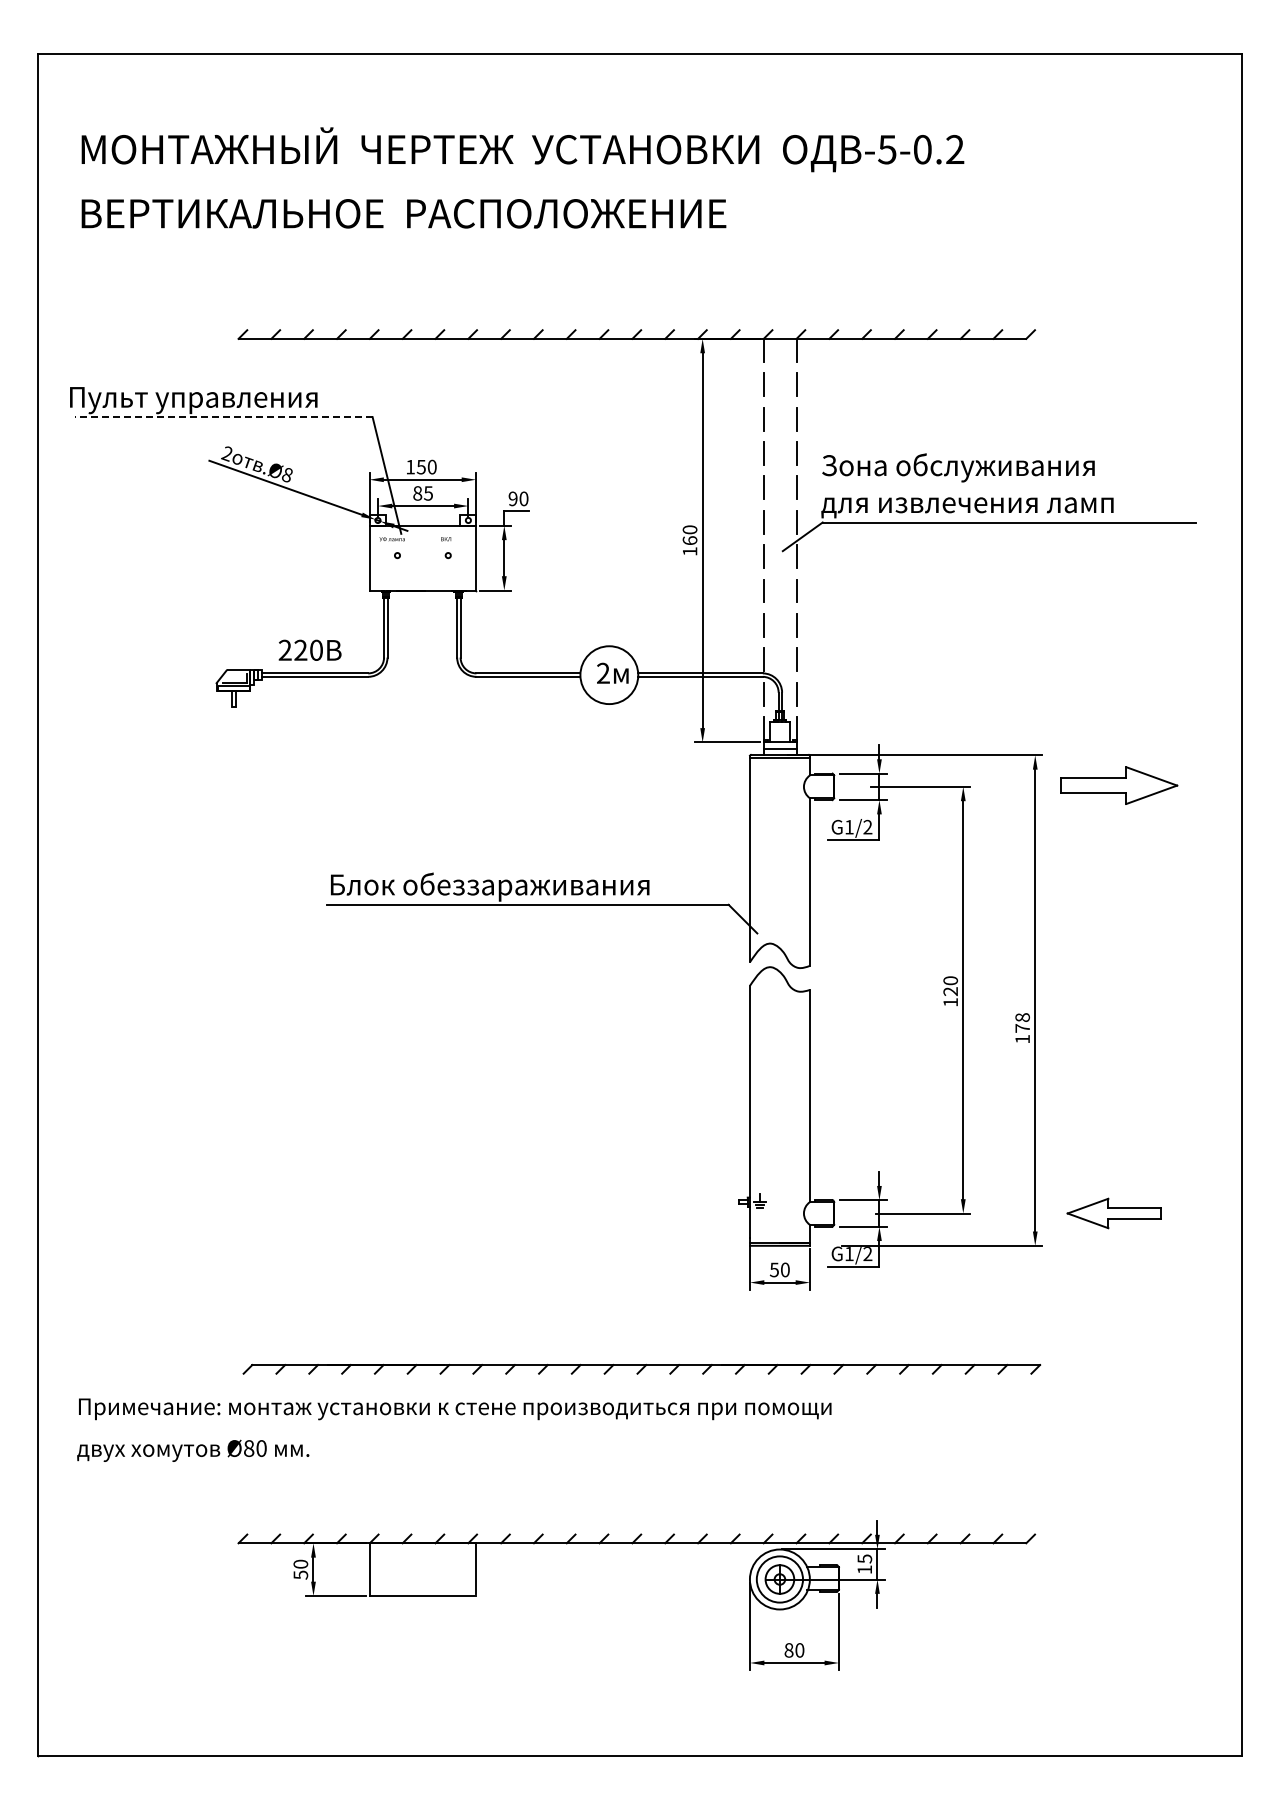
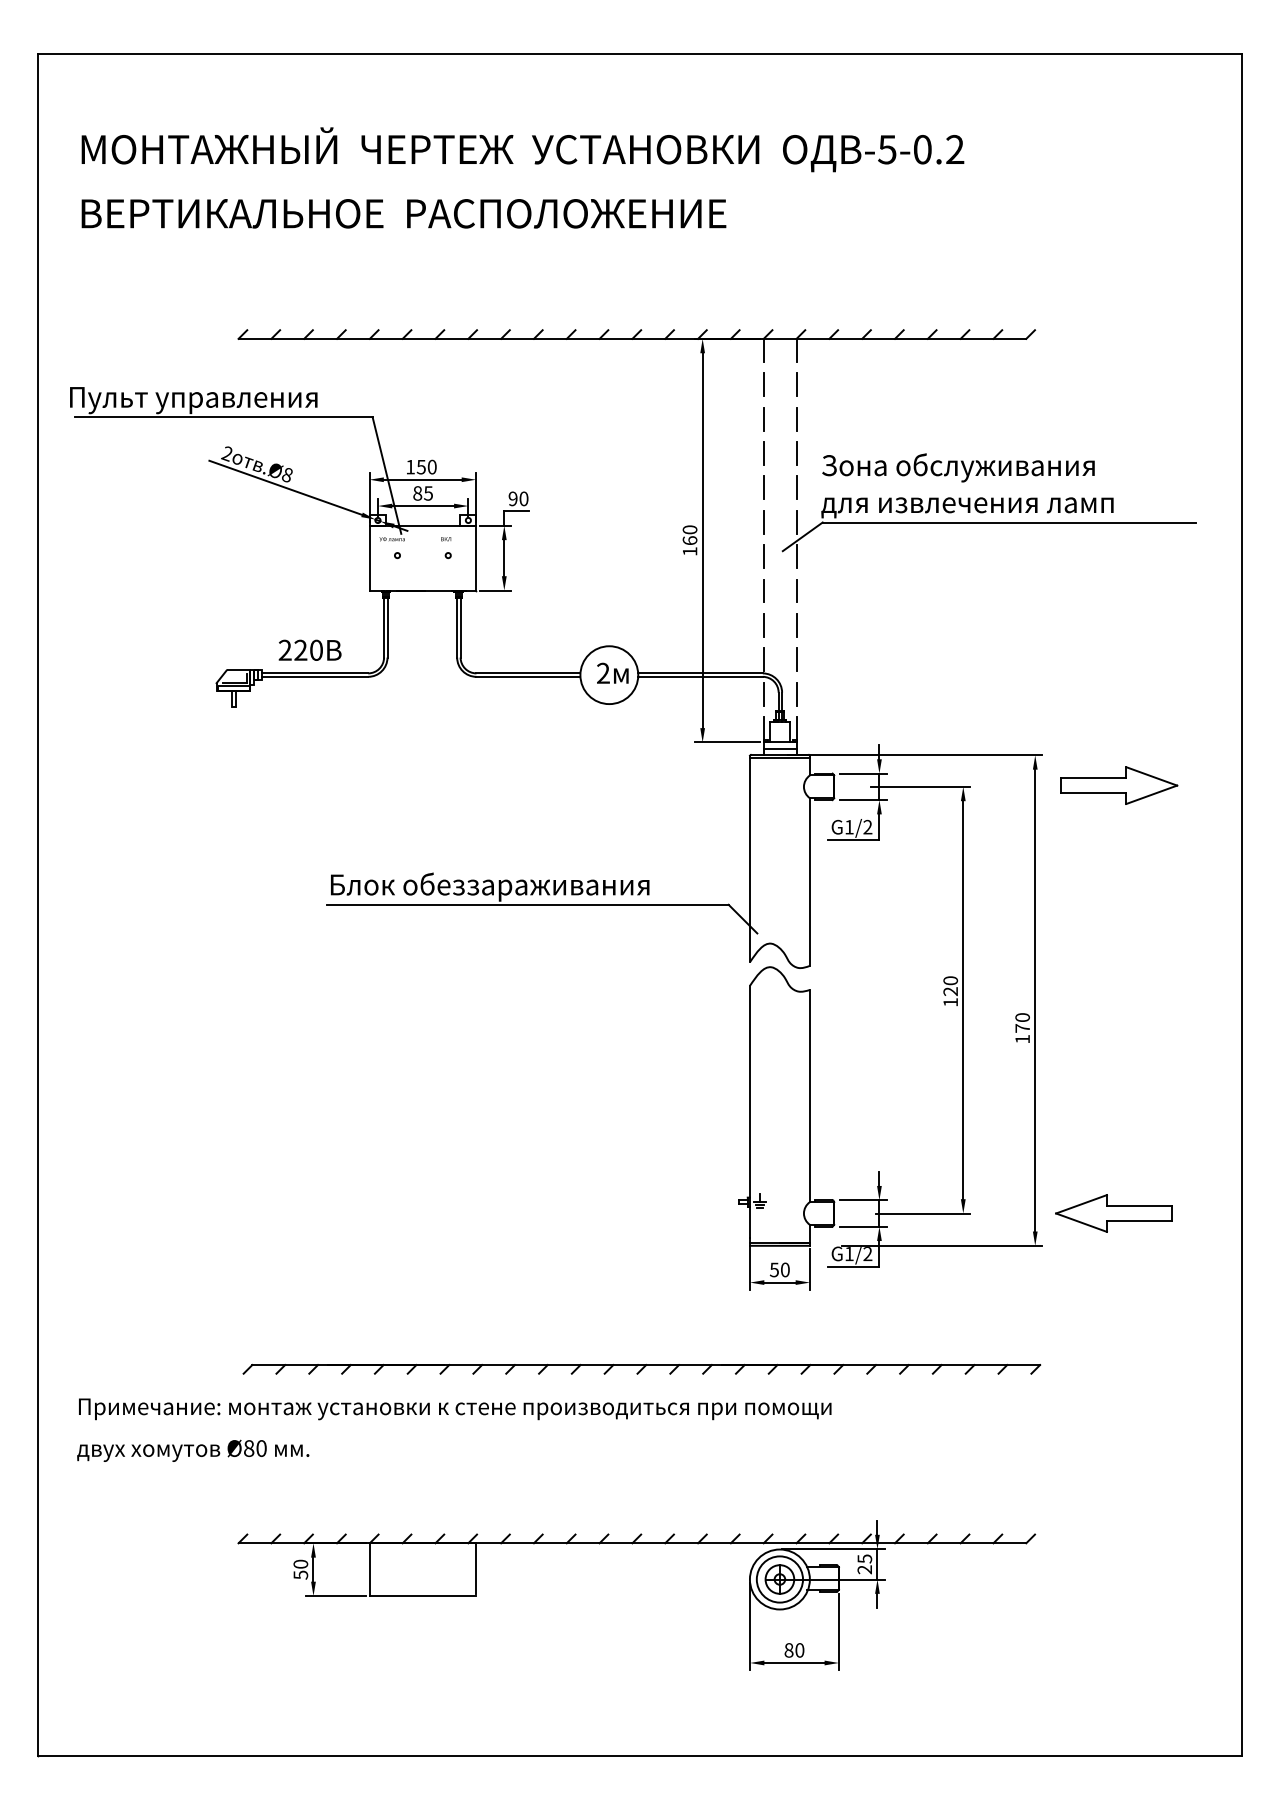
line: dashed -> solid (224, 417)
text: 178 -> 170 (1022, 1017)
part size: 96x33 px -> 118x39 px (1113, 1213)
text: 15 -> 25 (864, 1569)
